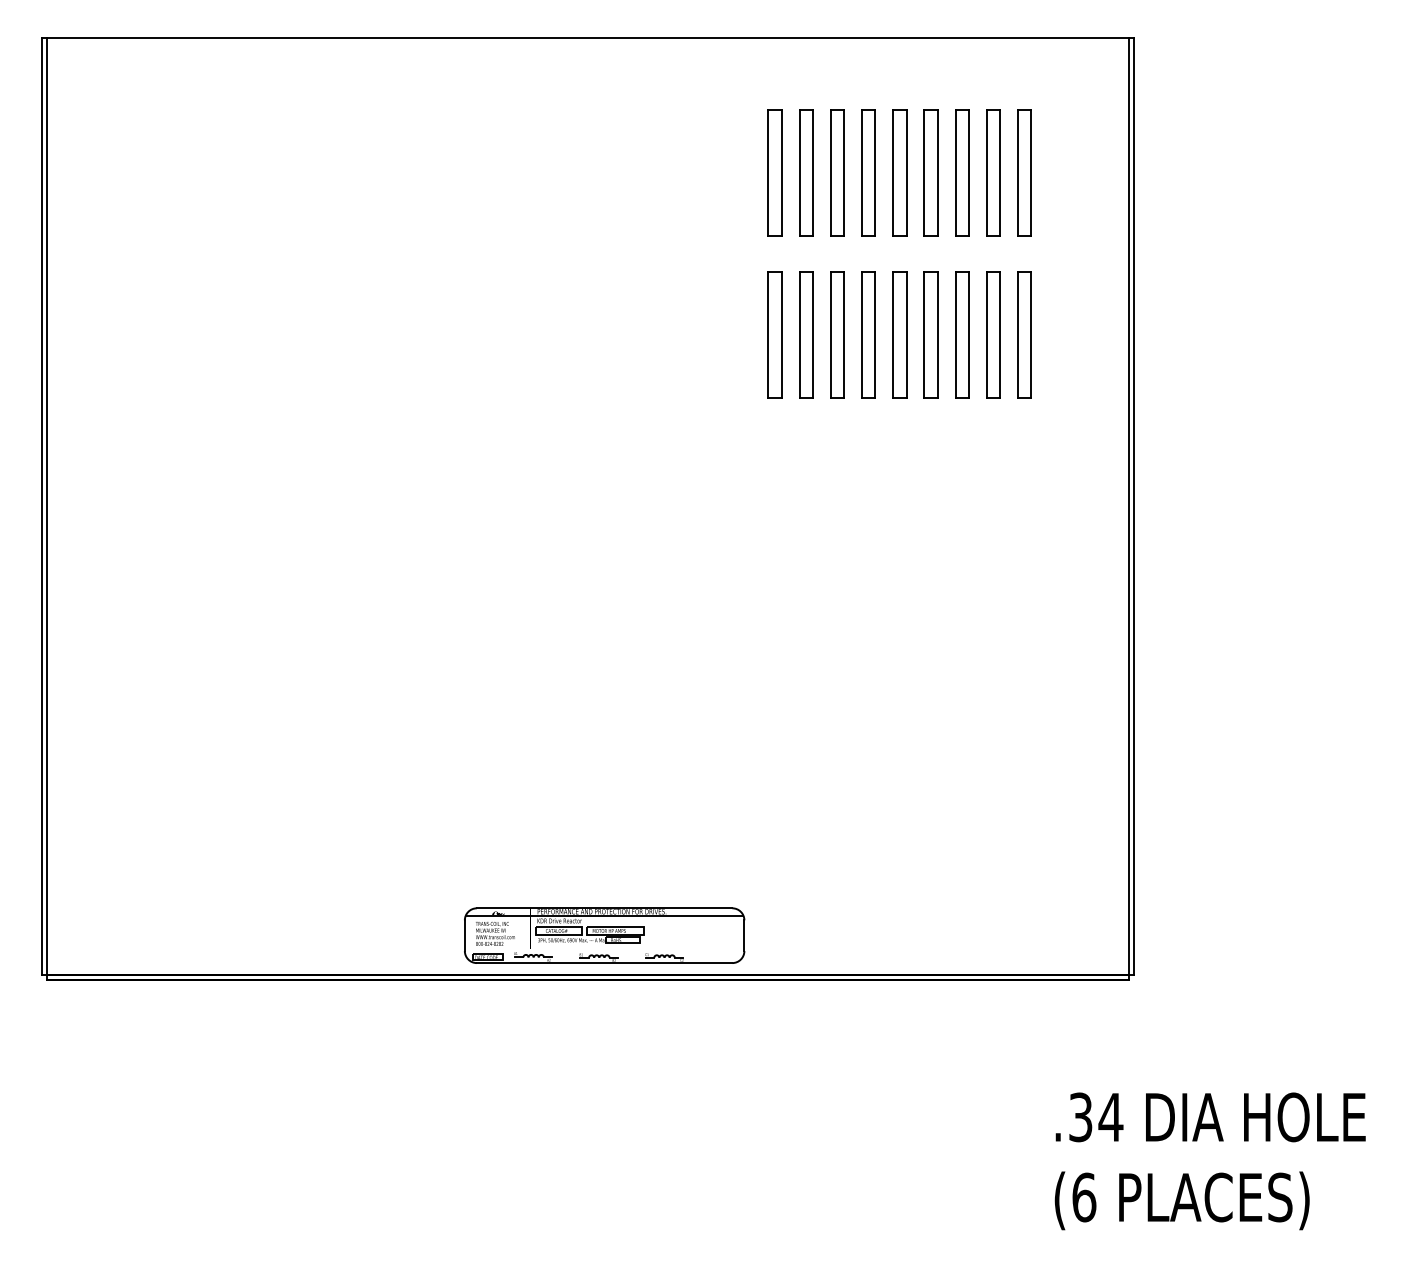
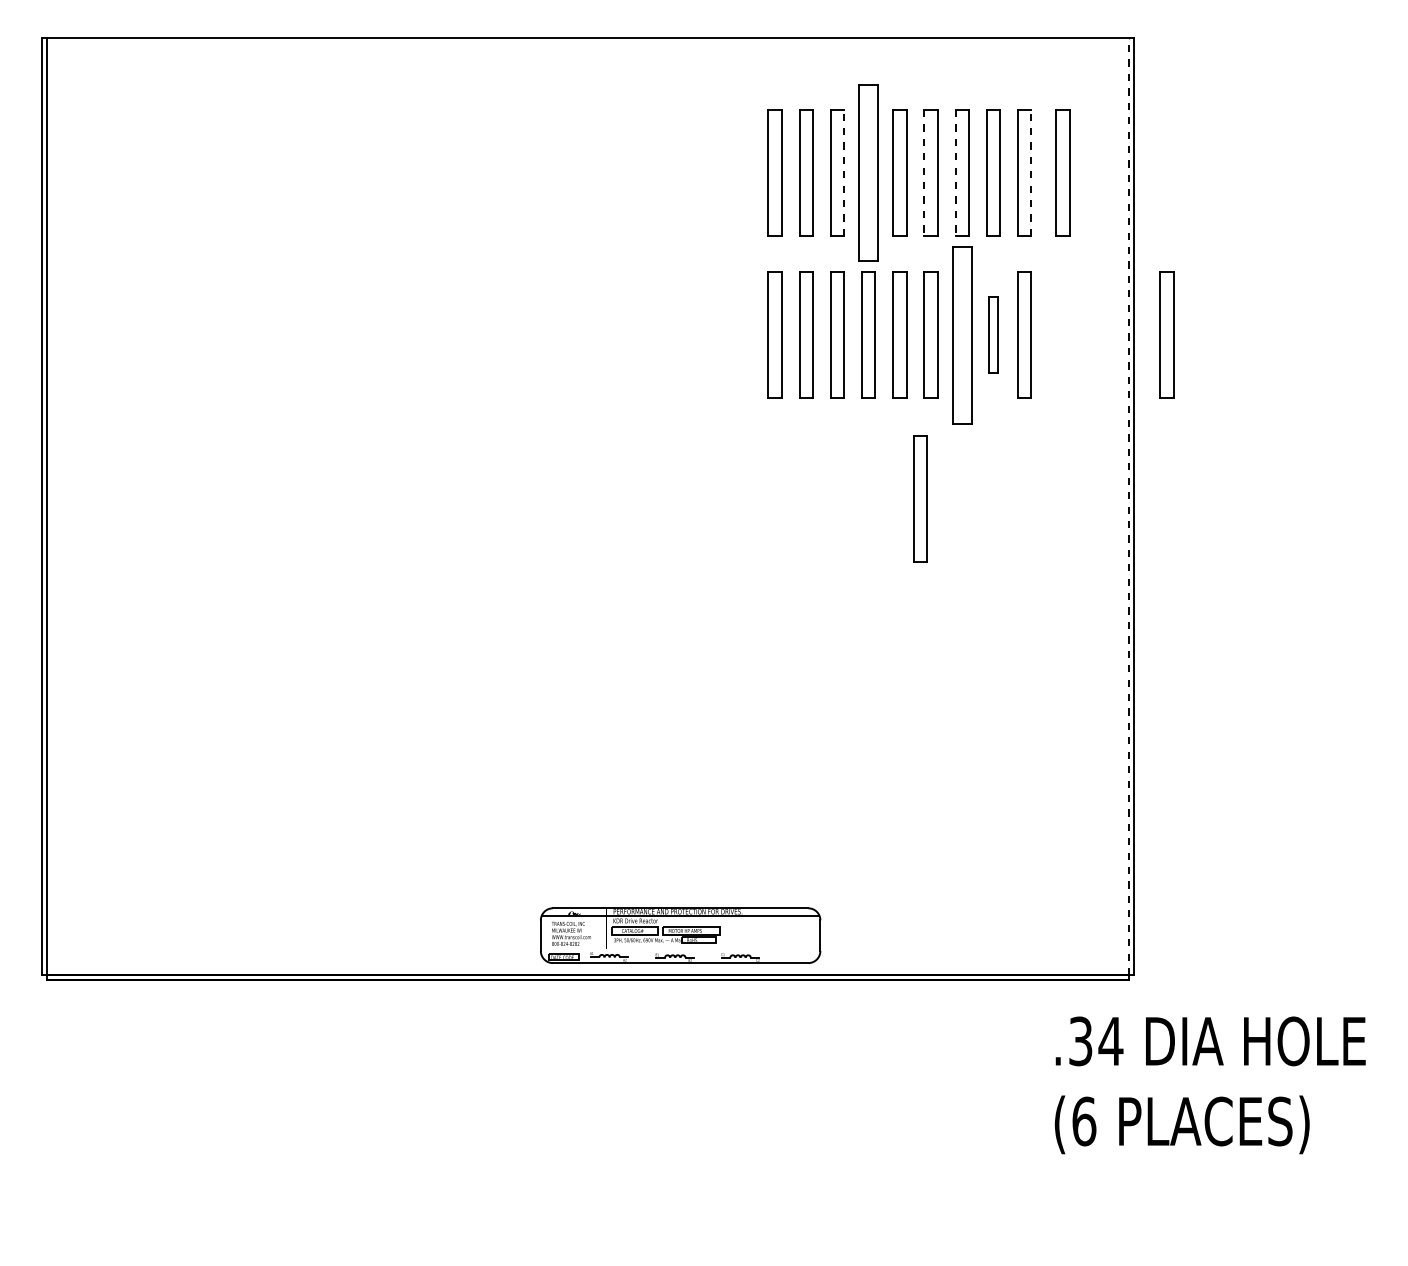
line: solid -> dashed (844, 172)
part size: 15x128 px -> 21x178 px (868, 172)
line: solid -> dashed (1031, 172)
part: none -> present (1062, 172)
line: solid -> dashed (924, 173)
line: solid -> dashed (955, 173)
part size: 15x128 px -> 21x179 px (962, 335)
part size: 15x128 px -> 11x78 px (993, 334)
part: none -> present (1166, 334)
part: none -> present (920, 498)
line: solid -> dashed (1128, 506)
part position: (604, 935) -> (680, 935) (680, 935)
text position: (1209, 1161) -> (1209, 1085) (1209, 1085)
